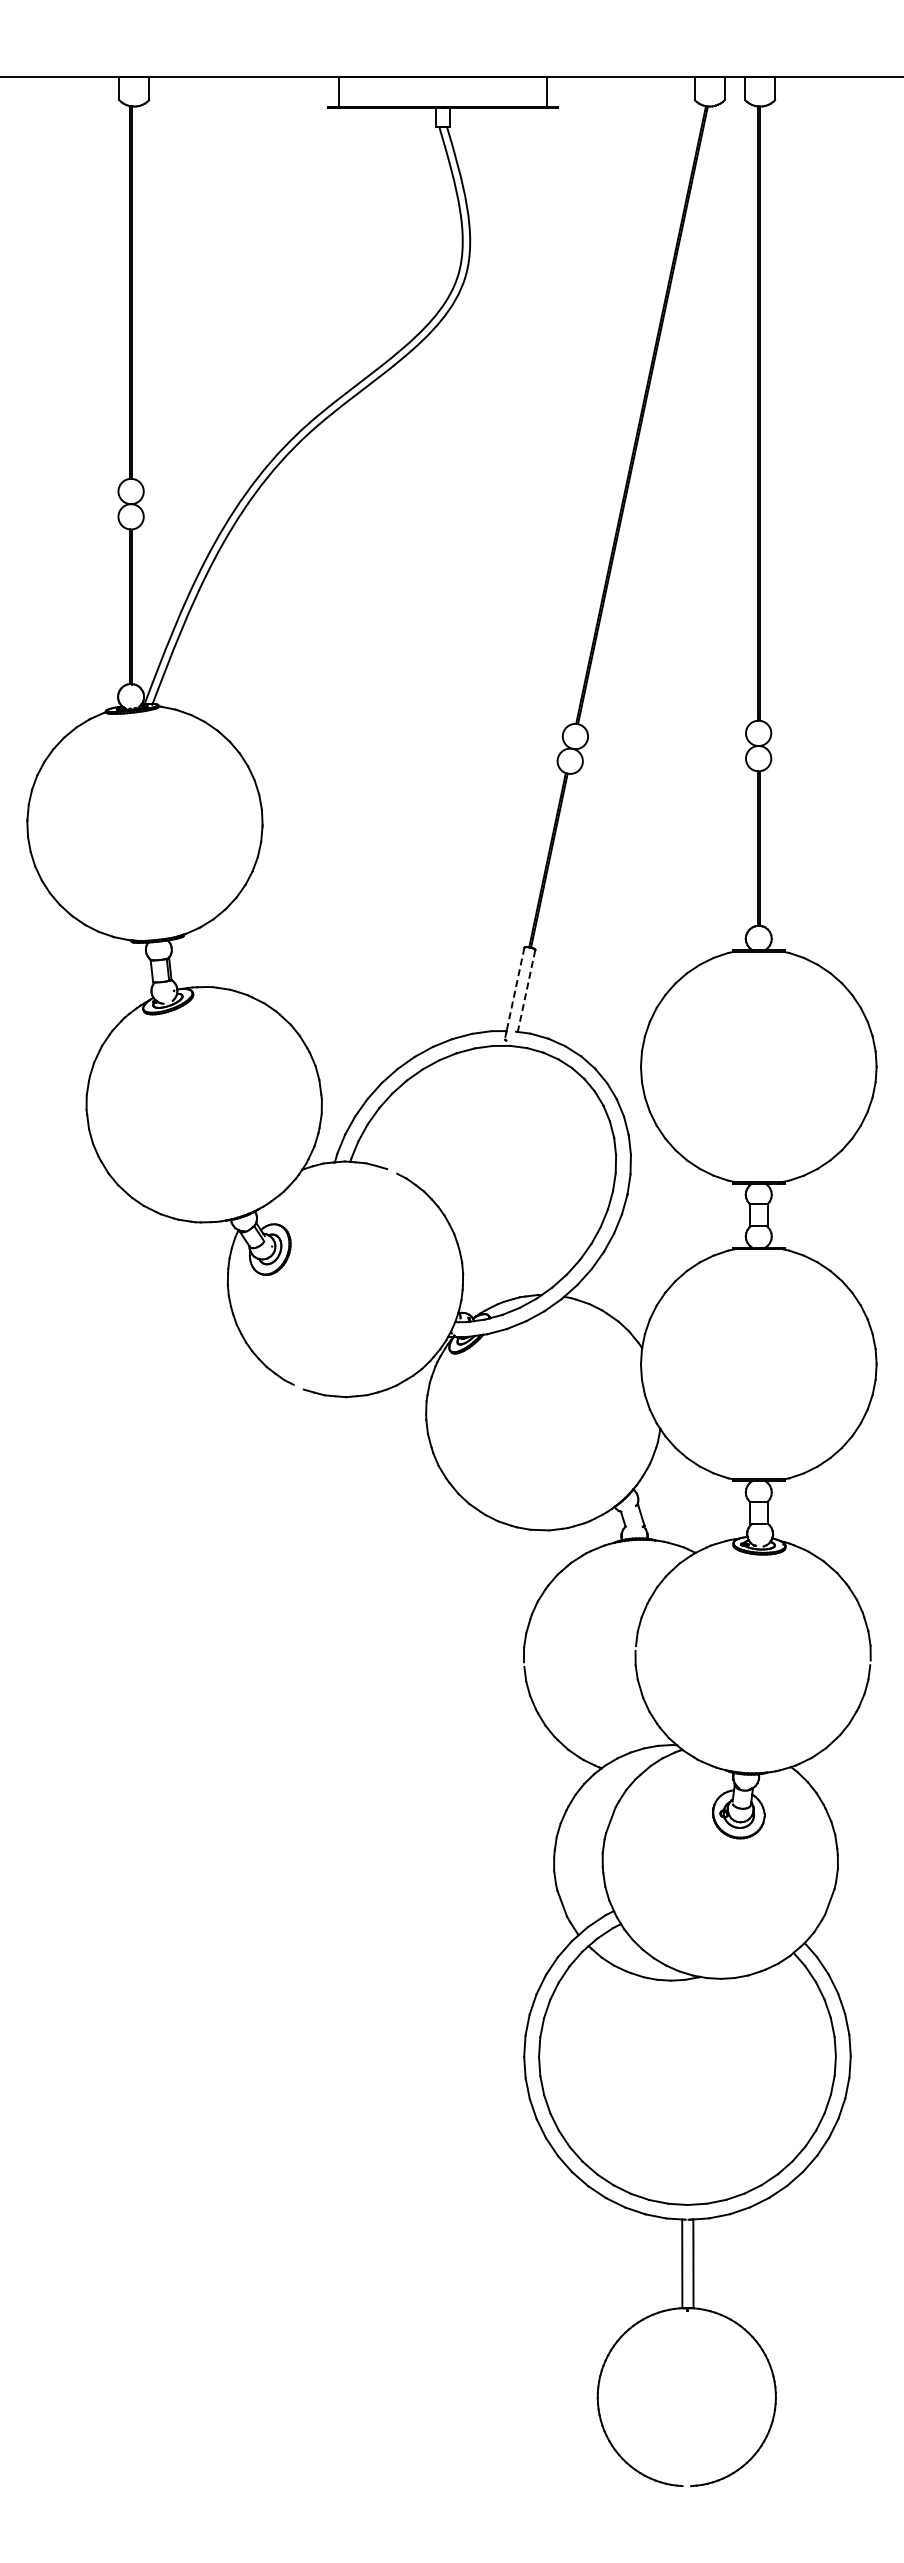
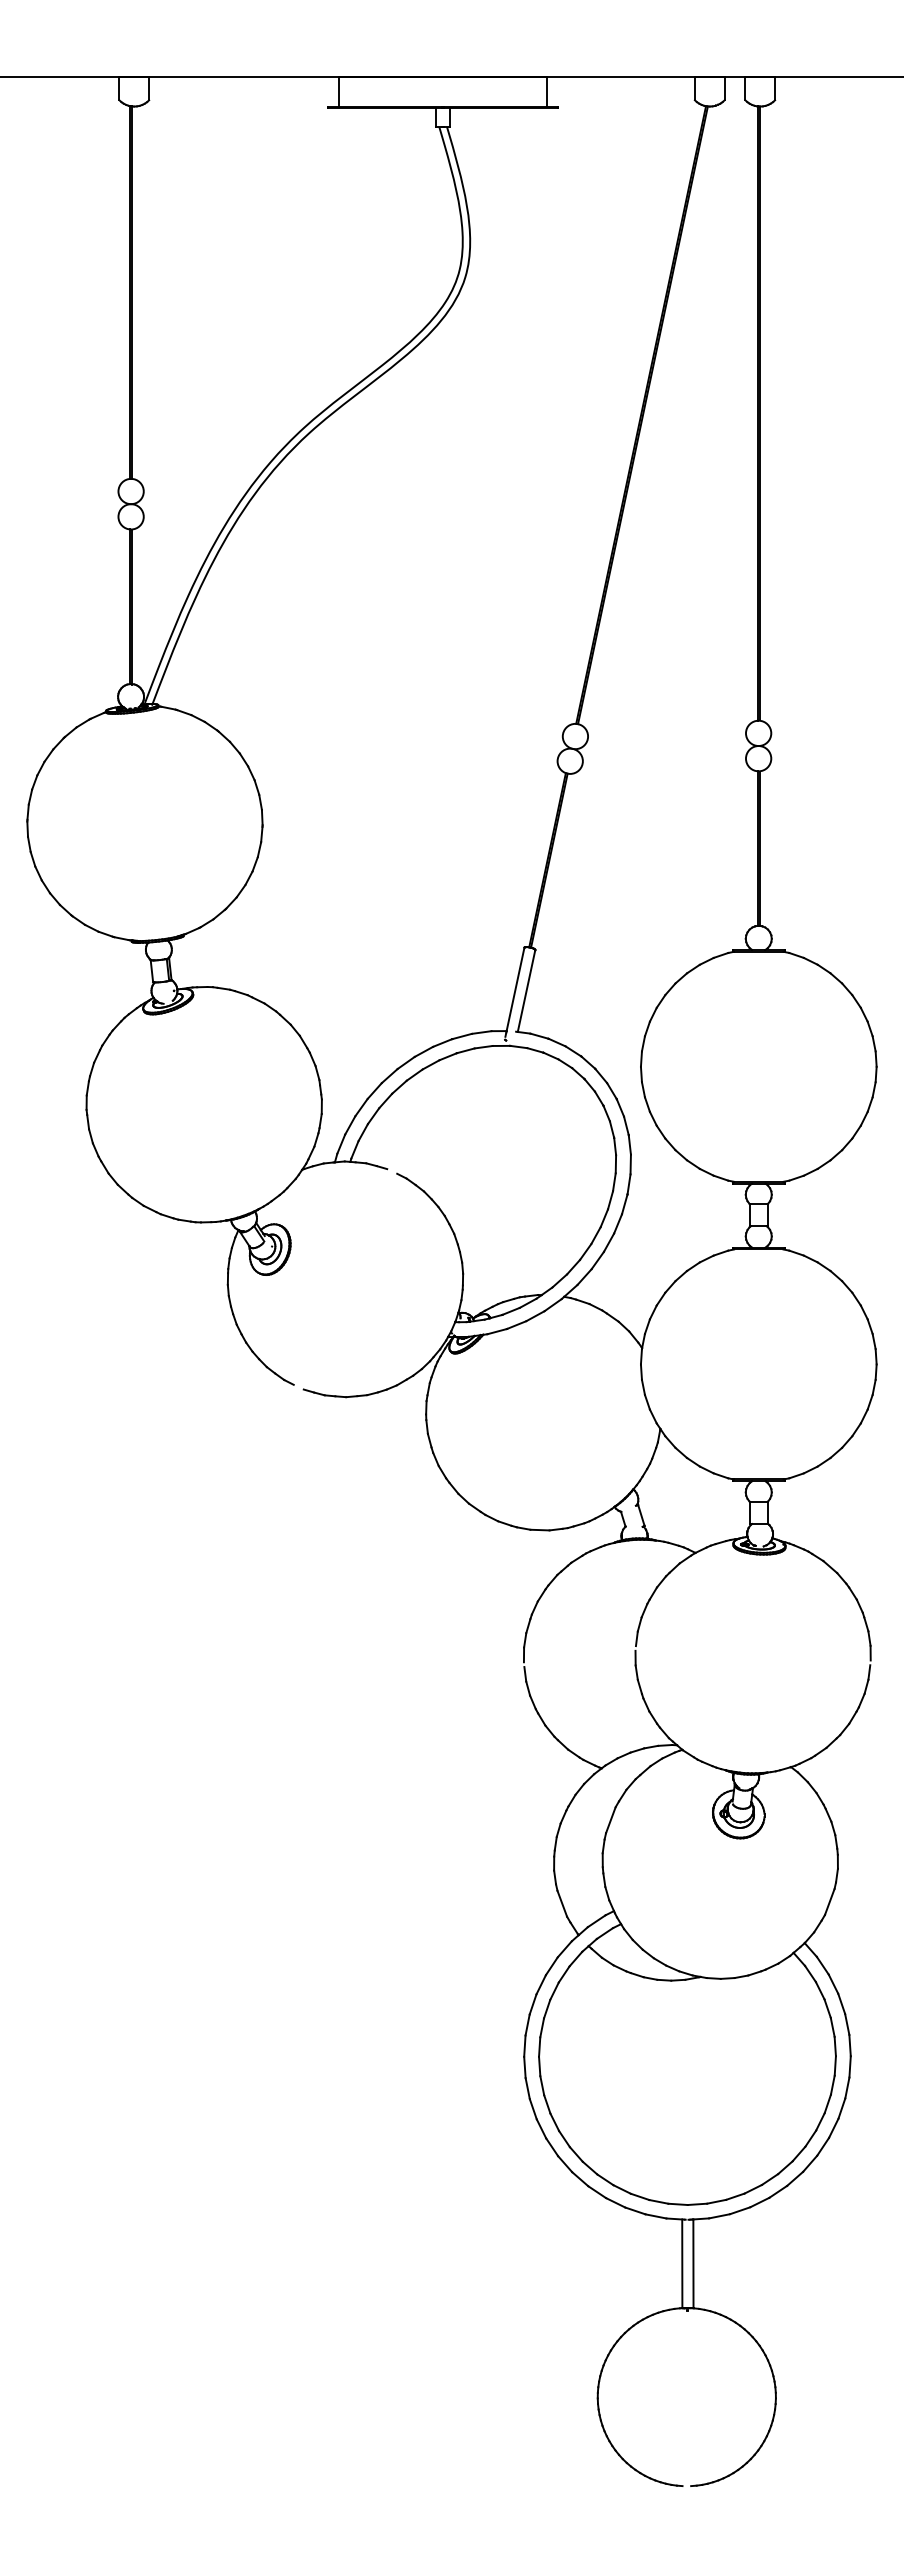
line: dashed -> solid (515, 989)
line: dashed -> solid (526, 991)
